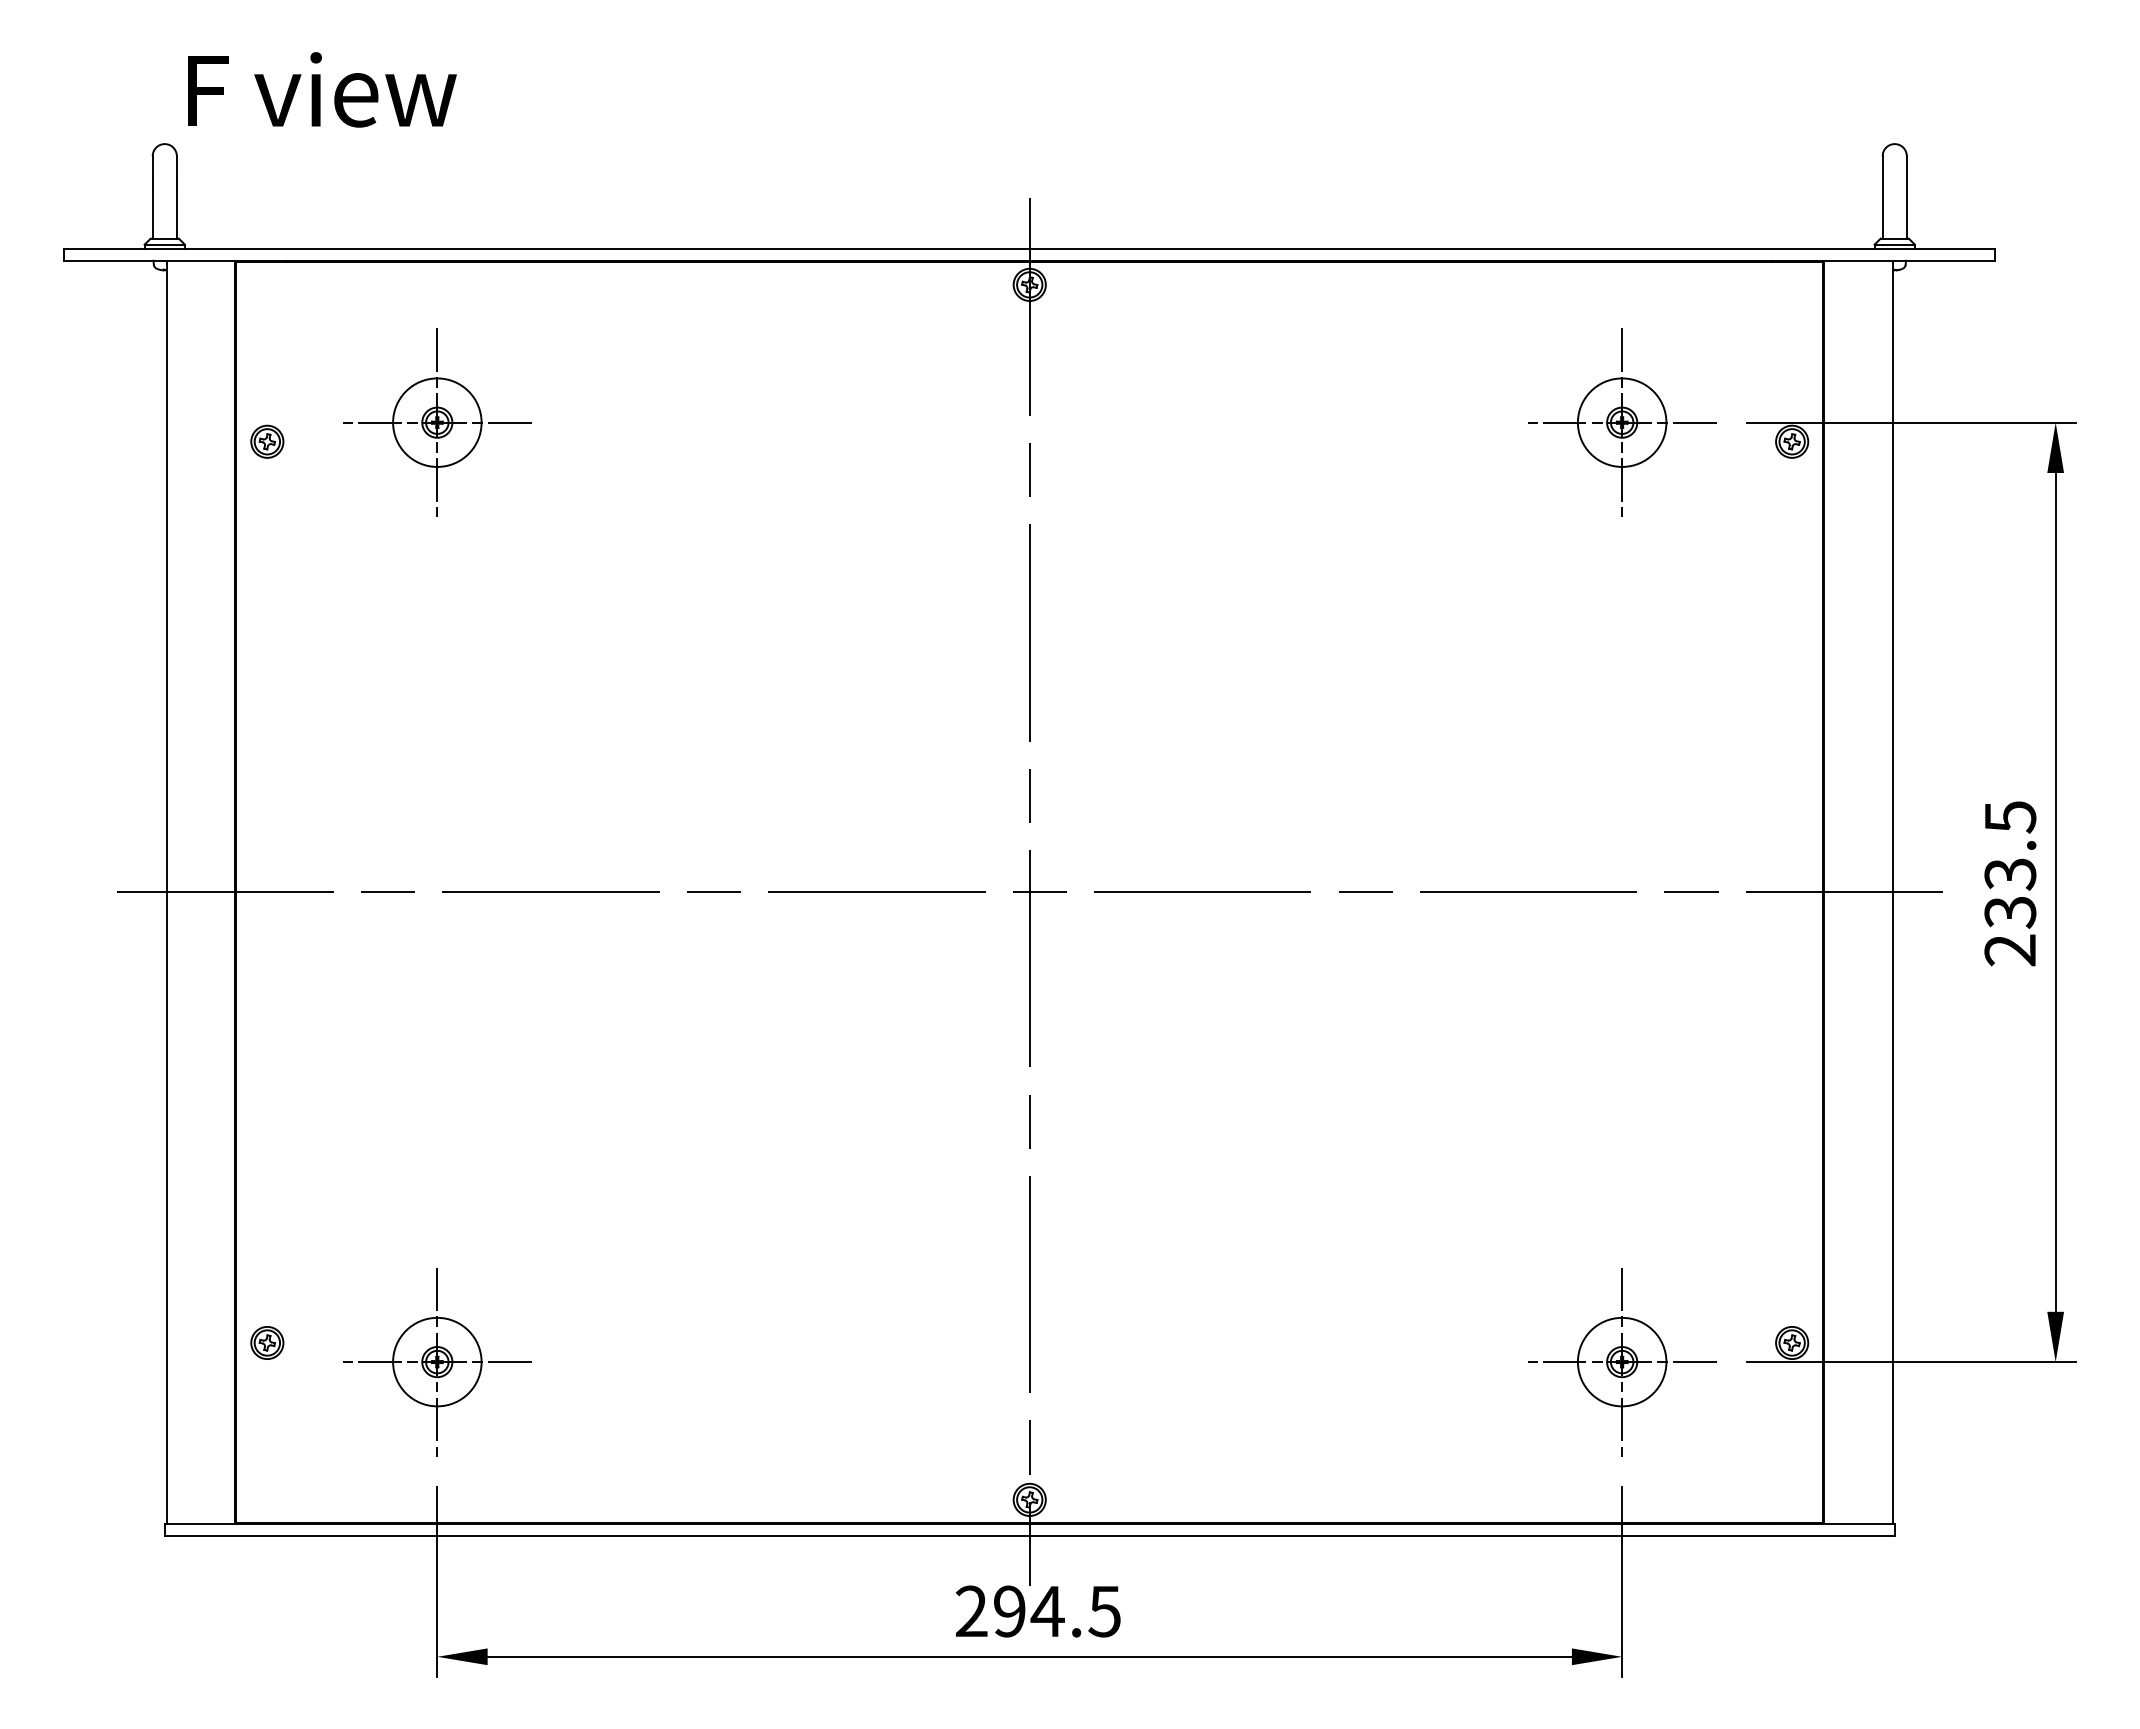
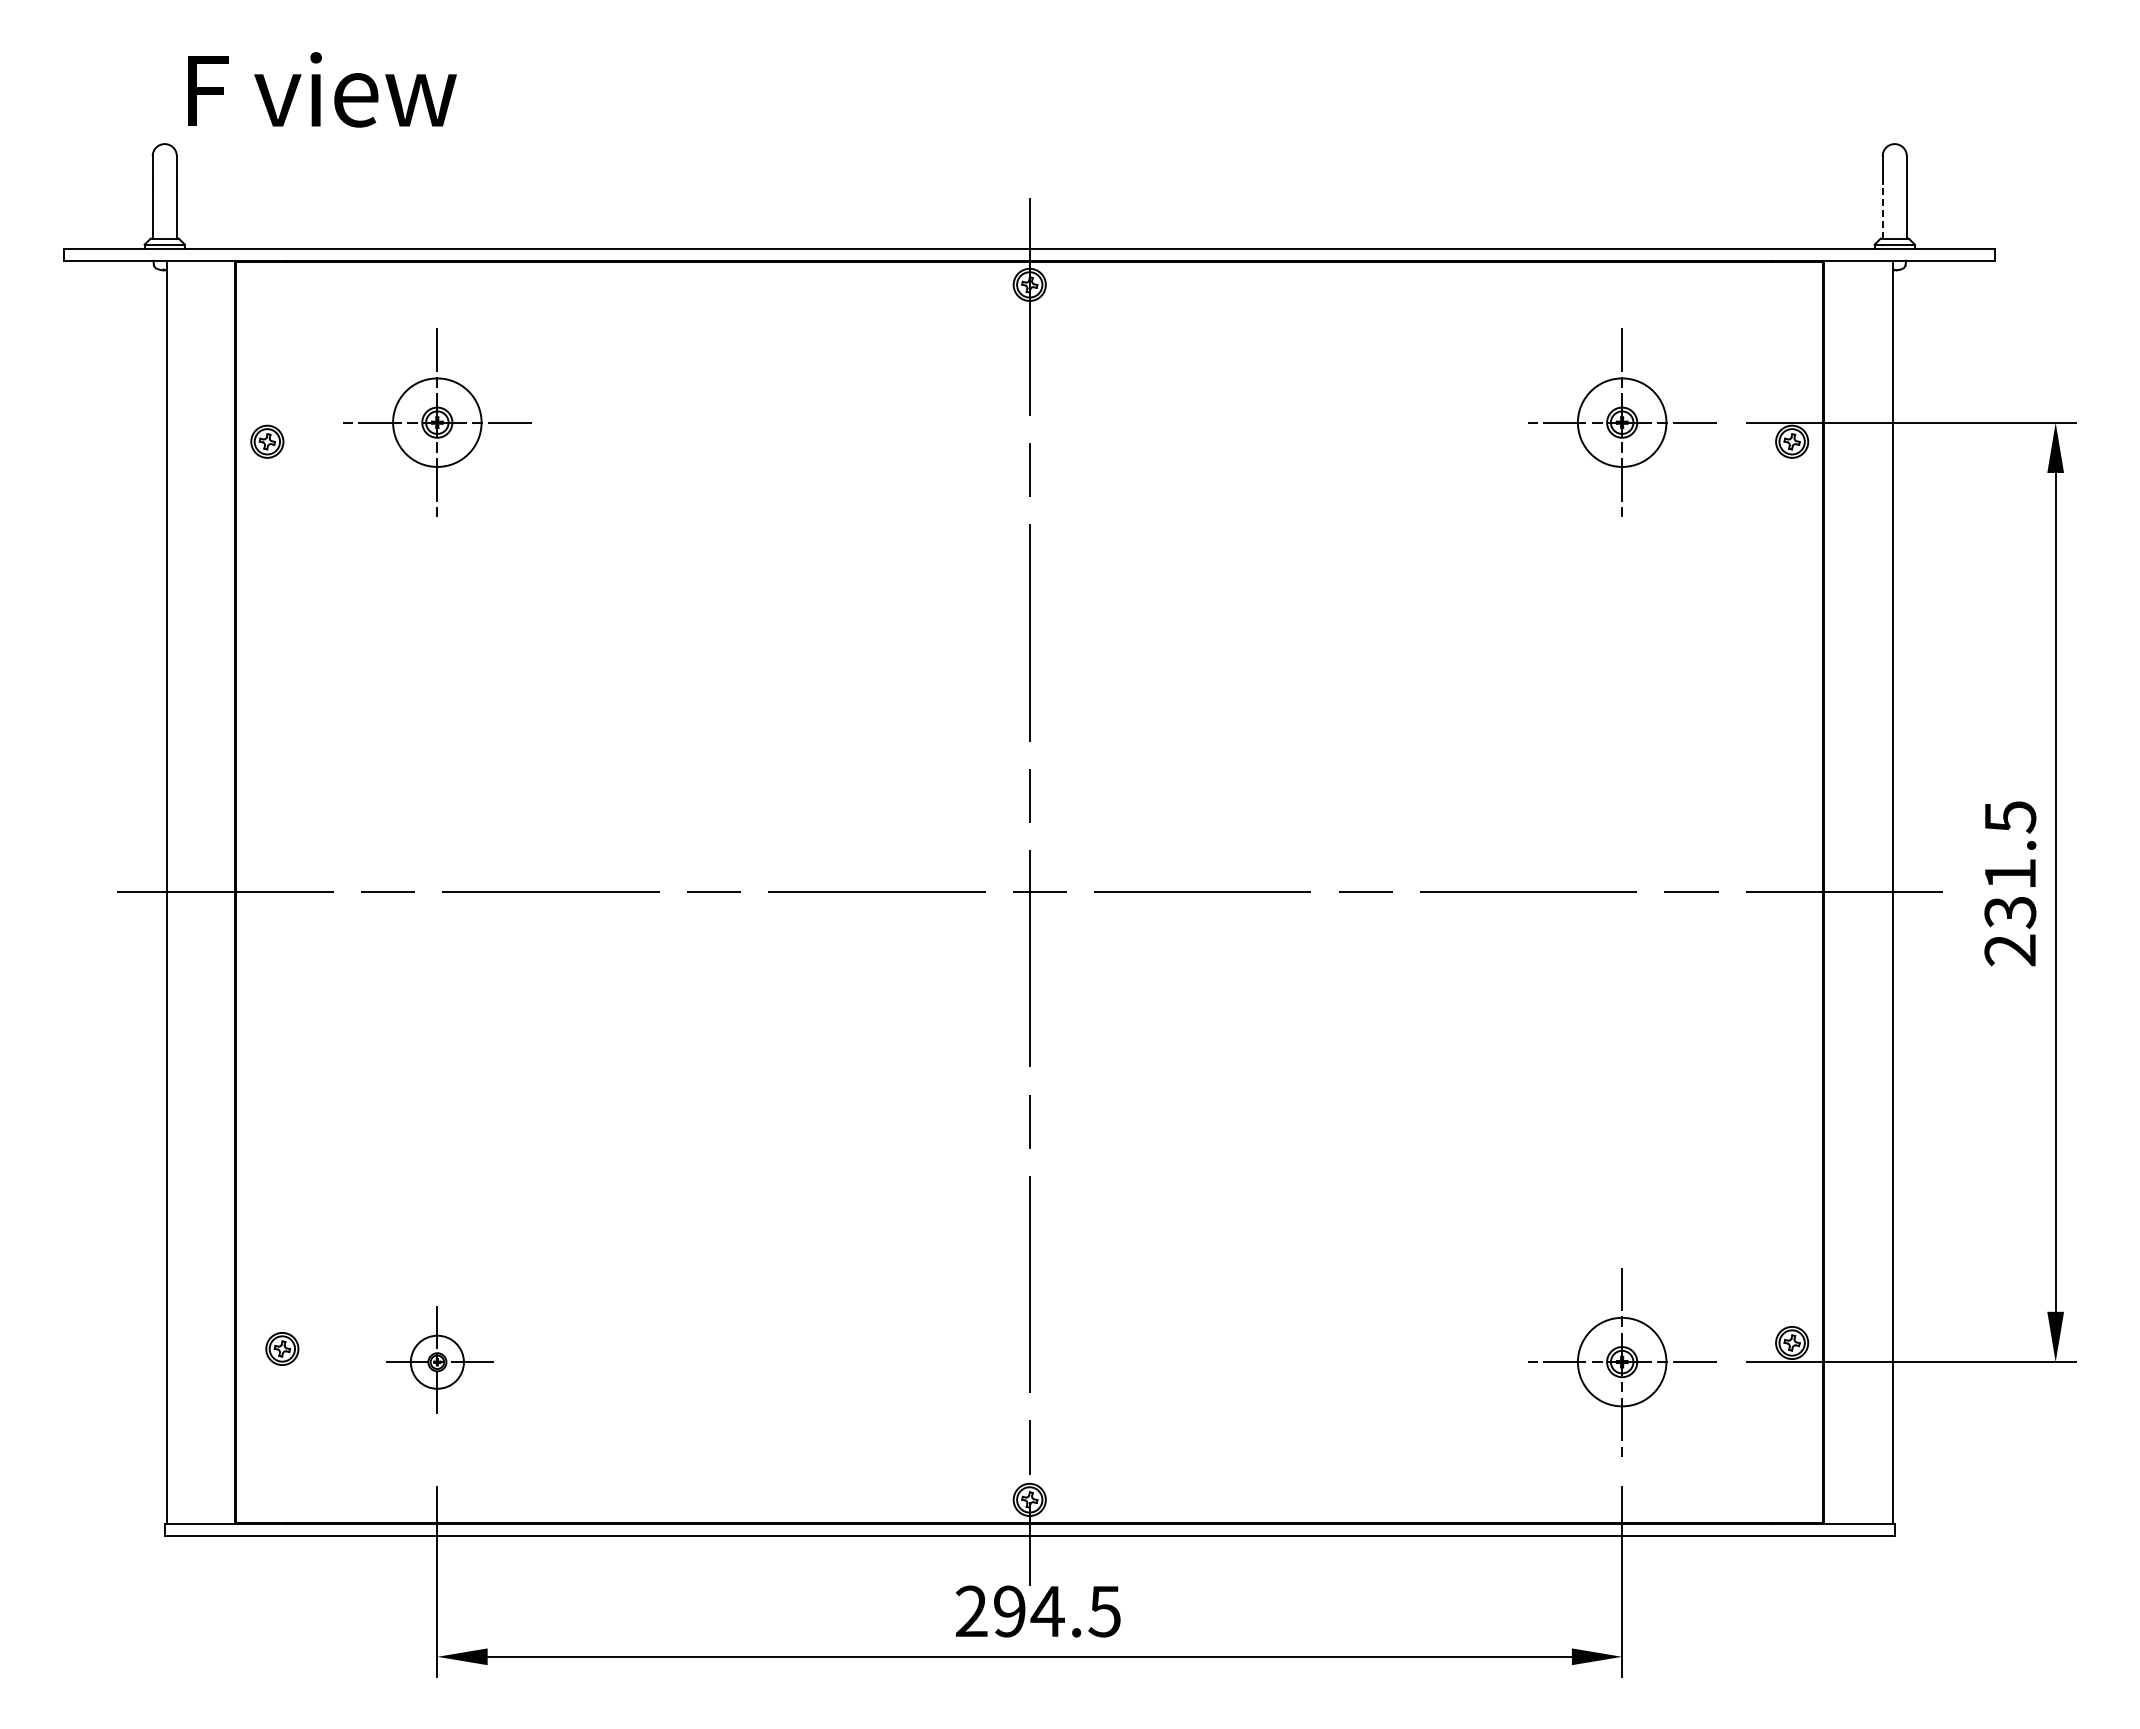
line: solid -> dashed (1882, 210)
text: 233.5 -> 231.5 (2010, 874)
part position: (267, 1342) -> (282, 1348) (282, 1348)
part size: 189x189 px -> 108x108 px (439, 1359)
